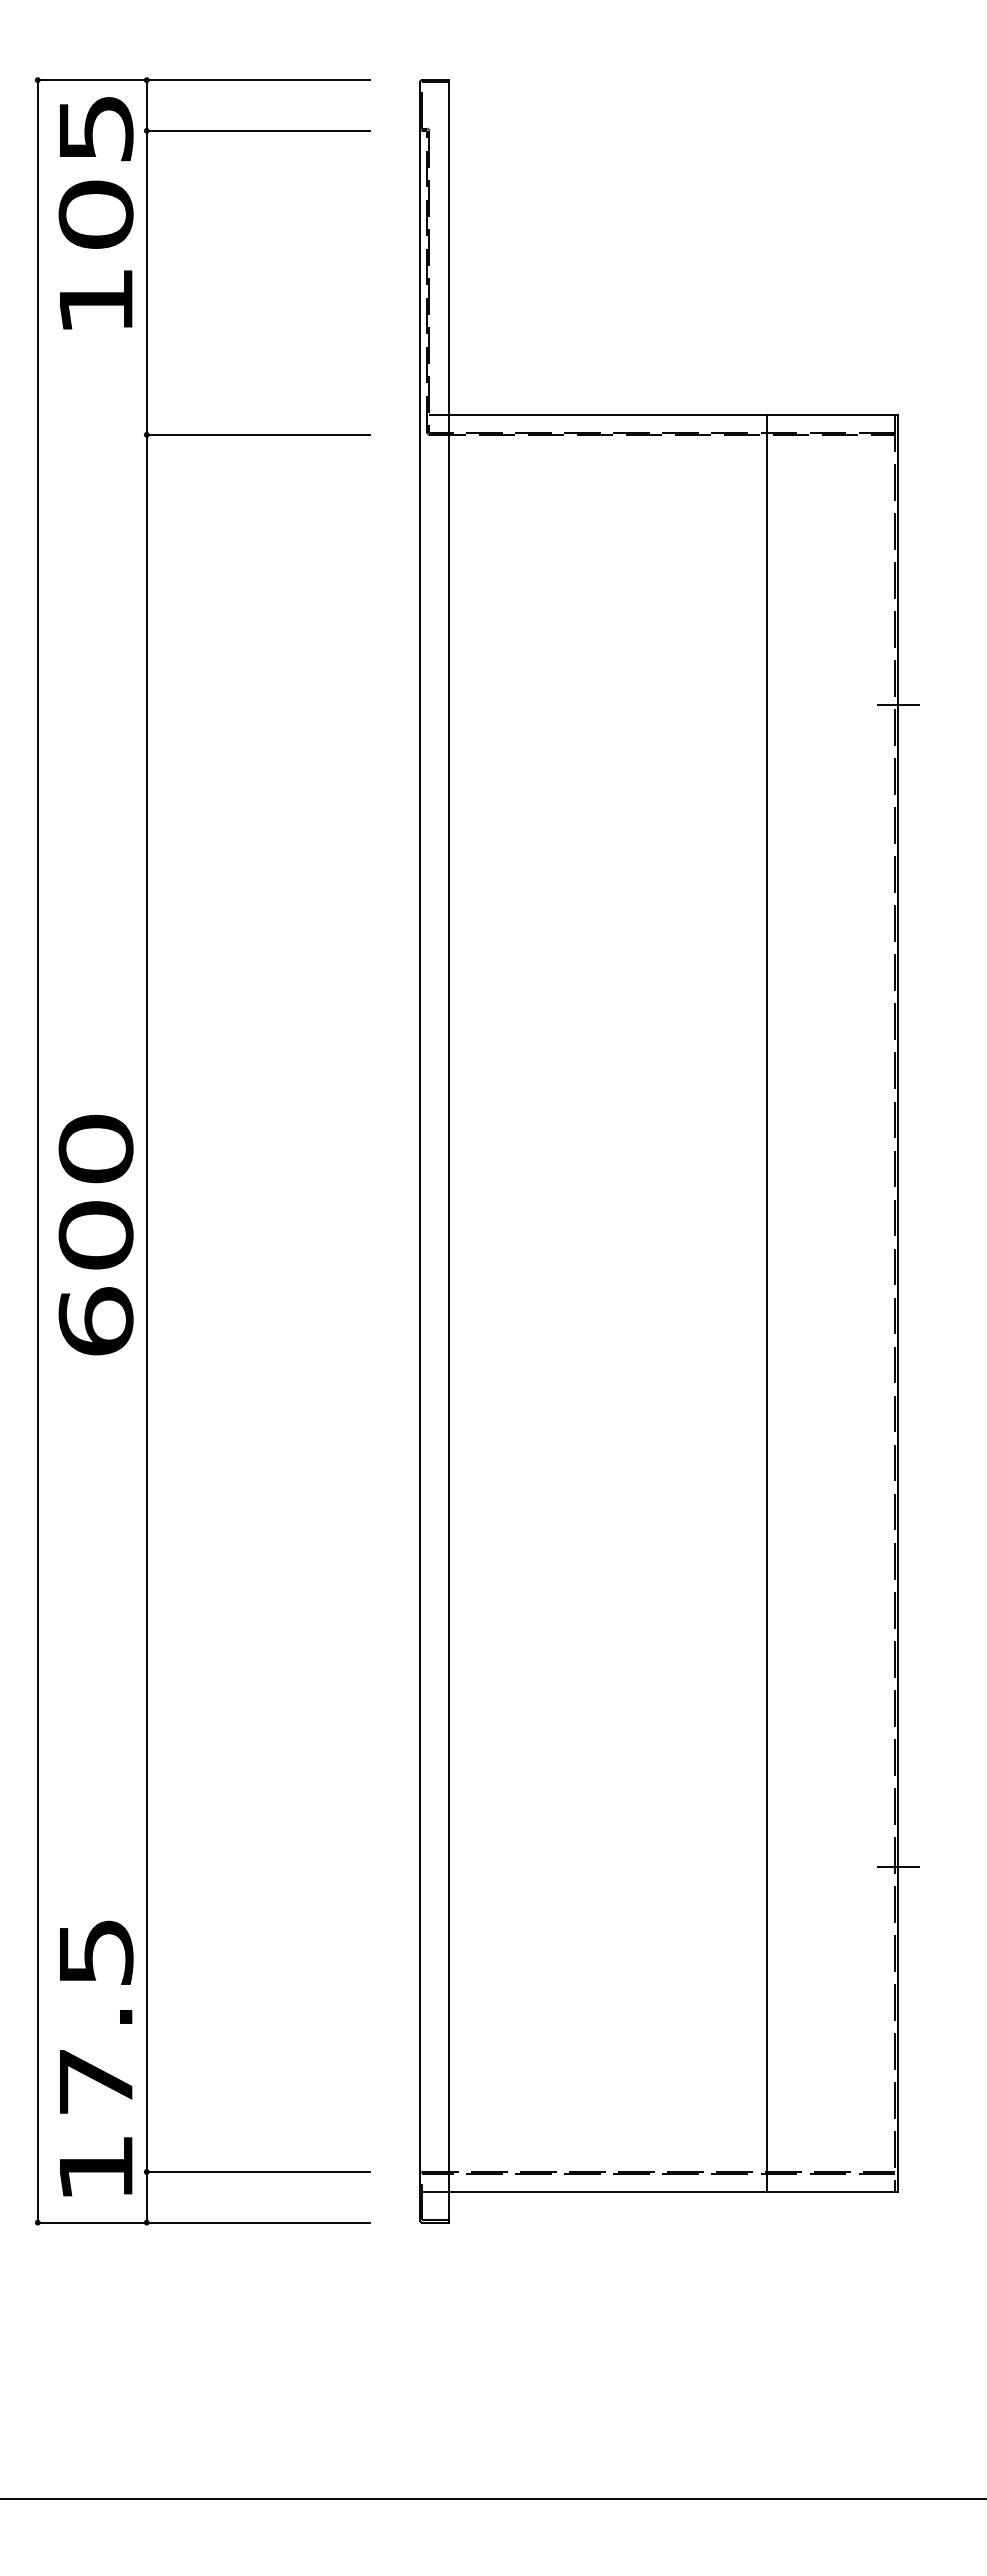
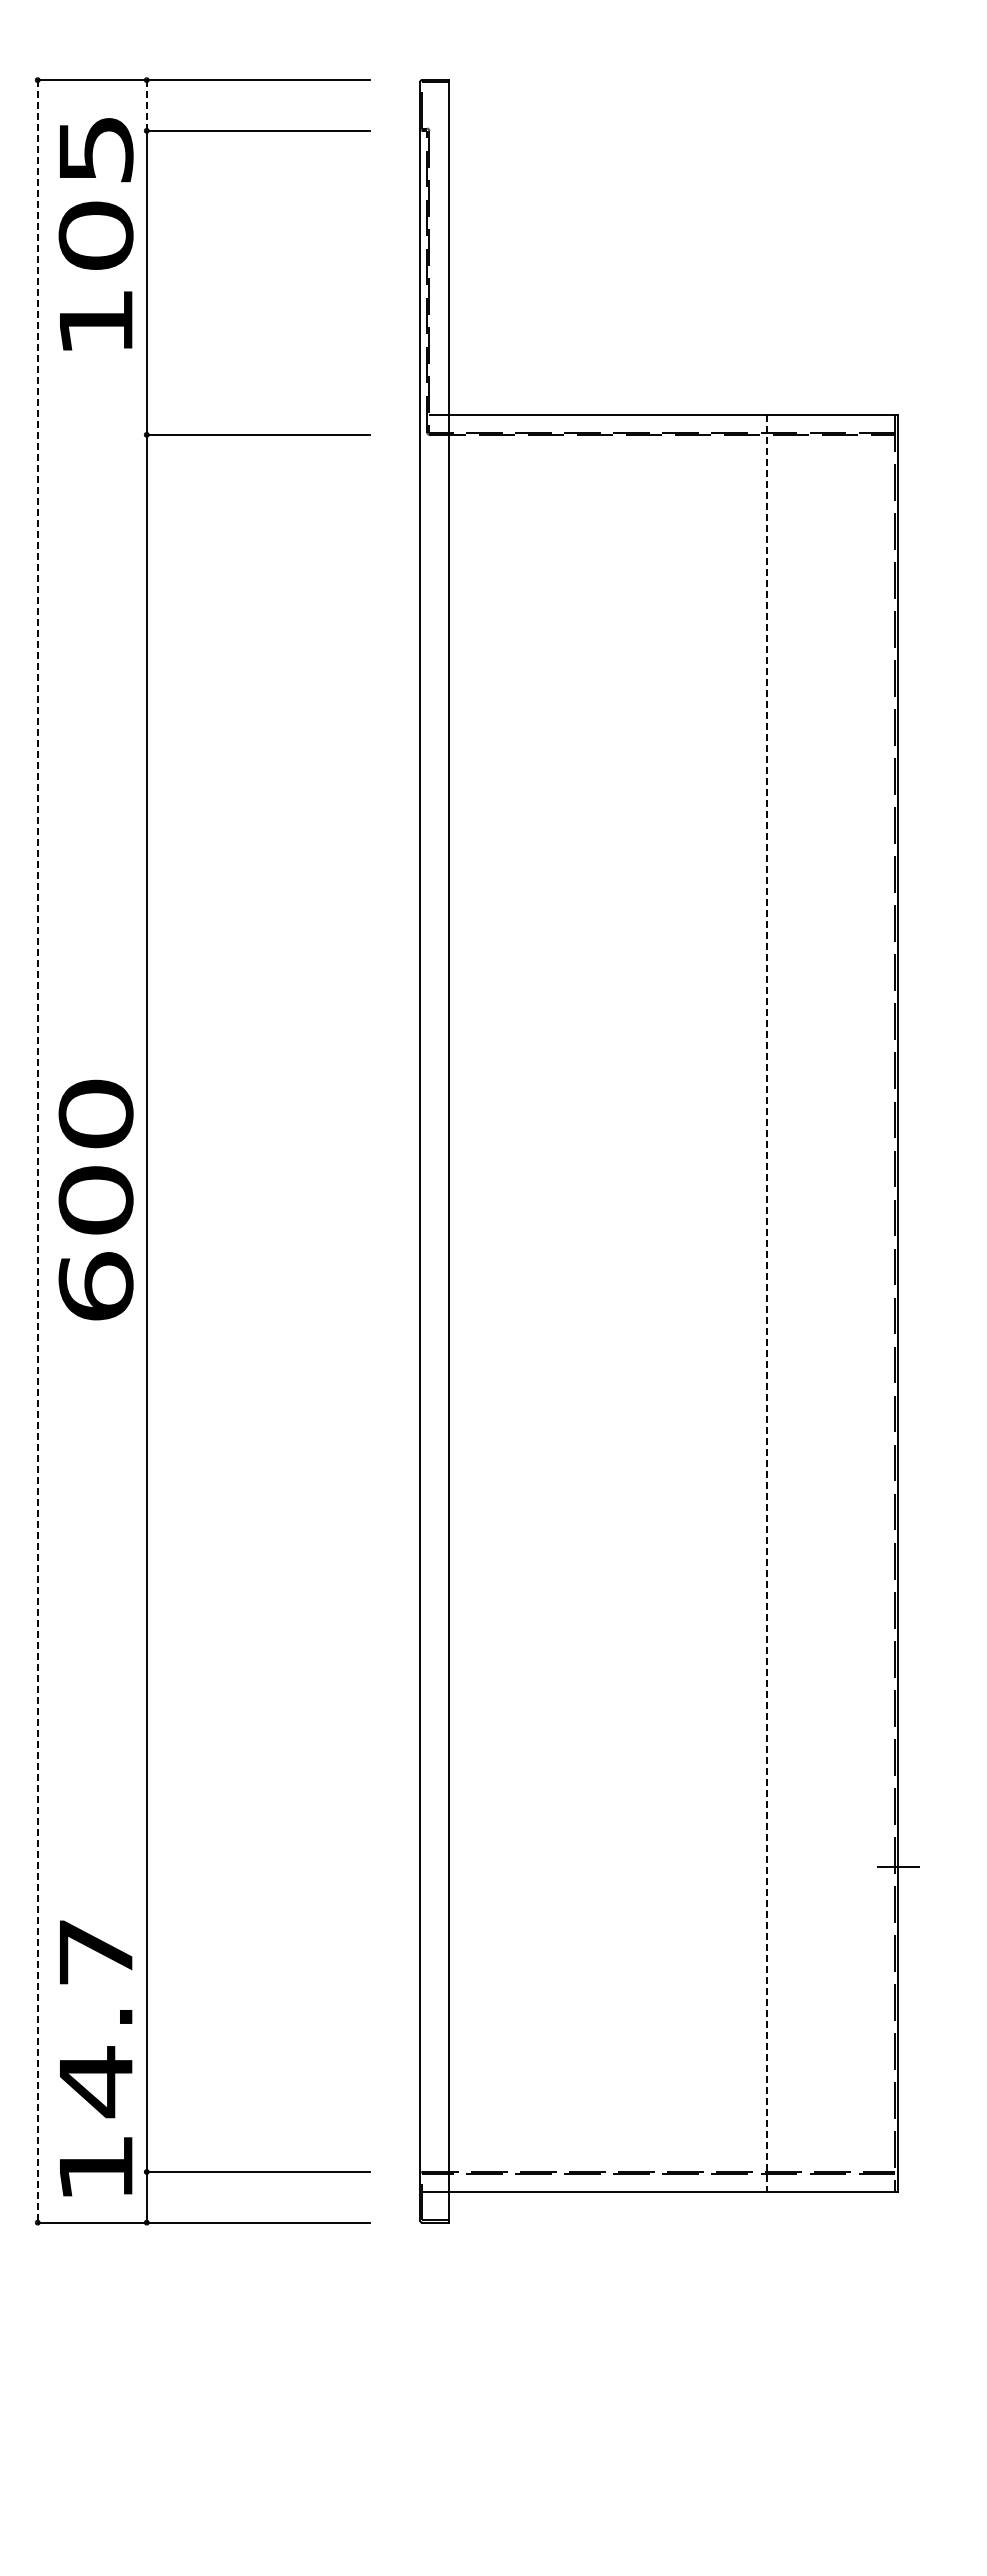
line: solid -> dashed (146, 105)
text position: (95, 213) -> (95, 234) (95, 234)
line: present -> none (898, 704)
line: solid -> dashed (37, 1151)
text position: (95, 1234) -> (95, 1199) (95, 1199)
line: solid -> dashed (767, 1303)
text: 17.5 -> 14.7 (96, 2019)
line: present -> none (492, 2498)
